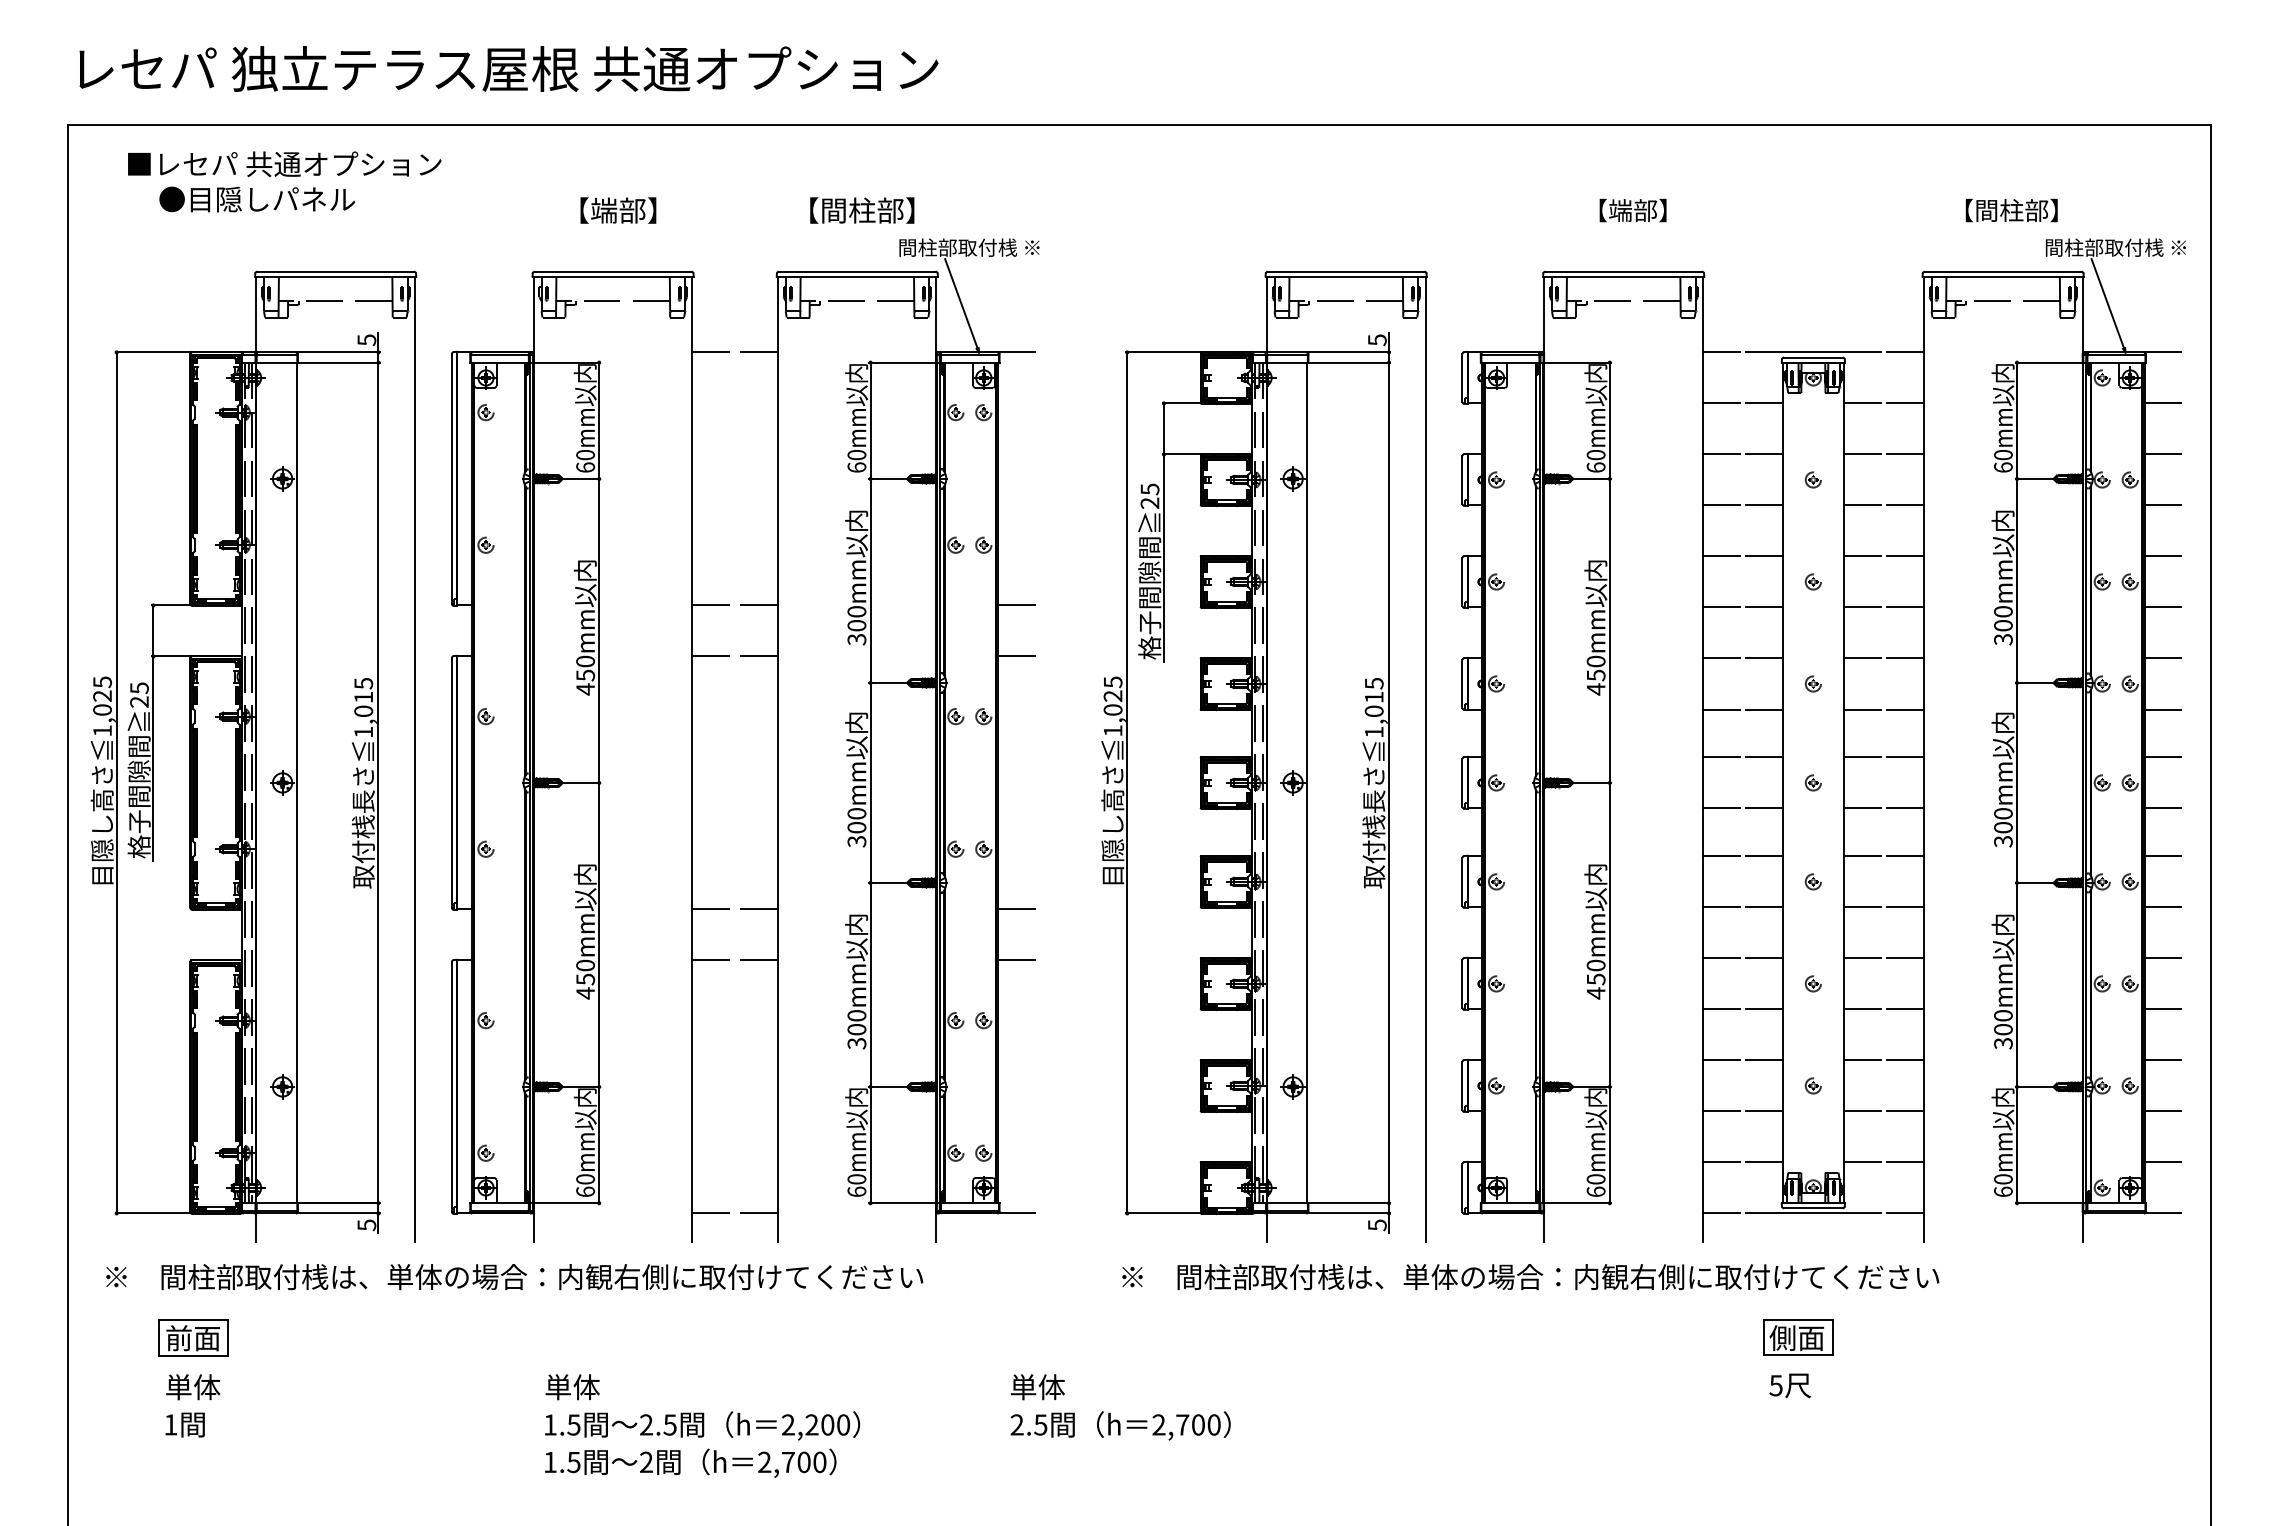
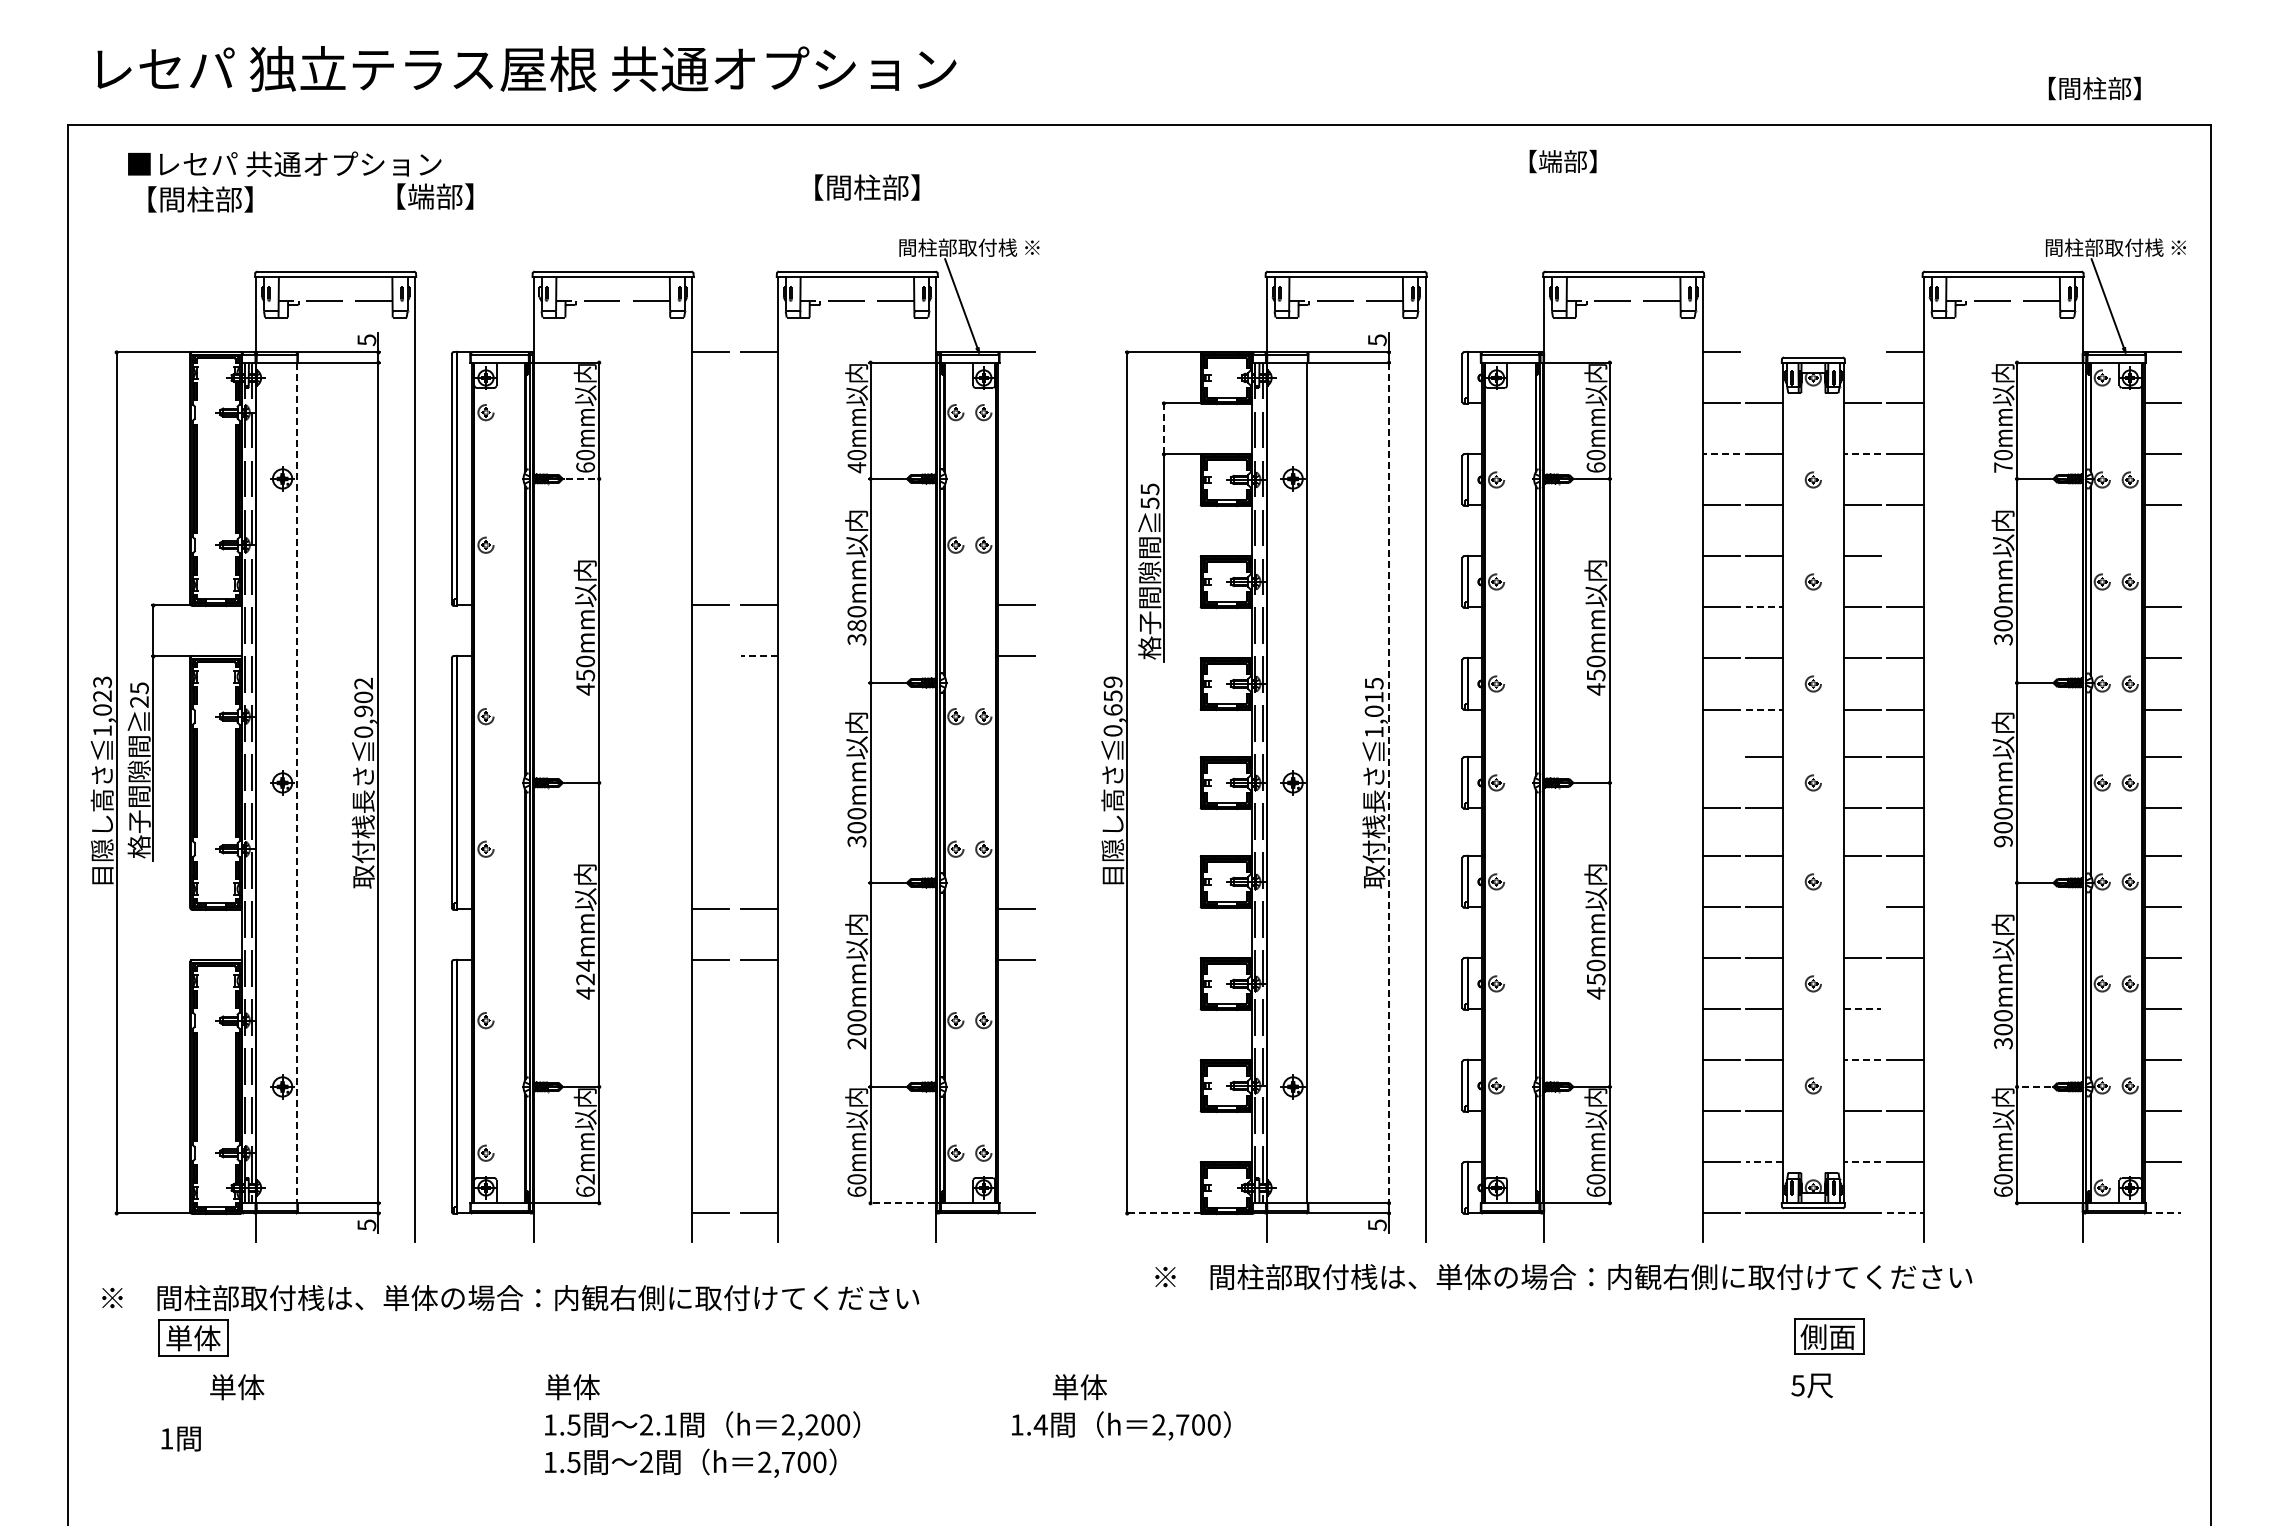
text position: (508, 68) -> (526, 68) (526, 68)
text: ●目隠しパネル -> 【間柱部】 (251, 199)
text position: (618, 210) -> (435, 196) (435, 196)
text position: (862, 210) -> (867, 187) (867, 187)
text position: (1632, 210) -> (1562, 161) (1562, 161)
text position: (2011, 210) -> (2094, 88) (2094, 88)
line: present -> none (1813, 352)
line: solid -> dashed (1163, 428)
line: solid -> dashed (1721, 454)
line: solid -> dashed (1861, 454)
text: 60mm -> 40mm (856, 467)
text: 60mm -> 70mm (2003, 467)
line: solid -> dashed (583, 478)
text: 25 -> 55 (1149, 503)
line: present -> none (1904, 556)
line: present -> none (2162, 556)
line: solid -> dashed (1764, 607)
text: 300mm -> 380mm (857, 625)
line: present -> none (710, 656)
line: solid -> dashed (758, 656)
text: 1,025 -> 1,023 (102, 681)
text: 1,025 -> 0,659 (1112, 706)
text: 1,015 -> 0,902 (363, 707)
line: solid -> dashed (1764, 709)
line: present -> none (1721, 757)
line: solid -> dashed (296, 783)
line: solid -> dashed (1389, 783)
text: 300mm -> 900mm (2003, 841)
line: present -> none (1861, 907)
text: 450mm -> 424mm (585, 972)
line: solid -> dashed (1862, 1009)
line: present -> none (1904, 1009)
text: 300mm -> 200mm (857, 1043)
line: solid -> dashed (1861, 1060)
line: solid -> dashed (2032, 1086)
line: solid -> dashed (1763, 1162)
line: solid -> dashed (1861, 1162)
text: 60mm -> 62mm (585, 1179)
line: solid -> dashed (902, 1203)
line: solid -> dashed (1162, 1213)
line: solid -> dashed (1905, 1213)
line: solid -> dashed (2163, 1213)
text position: (514, 1277) -> (510, 1298) (510, 1298)
text position: (1530, 1277) -> (1563, 1277) (1563, 1277)
part position: (1798, 1337) -> (1829, 1336) (1829, 1336)
text: 前面 -> 単体 (193, 1338)
text position: (1789, 1385) -> (1811, 1385) (1811, 1385)
text position: (193, 1387) -> (237, 1387) (237, 1387)
text position: (1037, 1387) -> (1079, 1387) (1079, 1387)
text position: (184, 1424) -> (180, 1438) (180, 1438)
text: 2.5 -> 2.1 (669, 1424)
text: 2.5 -> 1.4 (1028, 1424)
